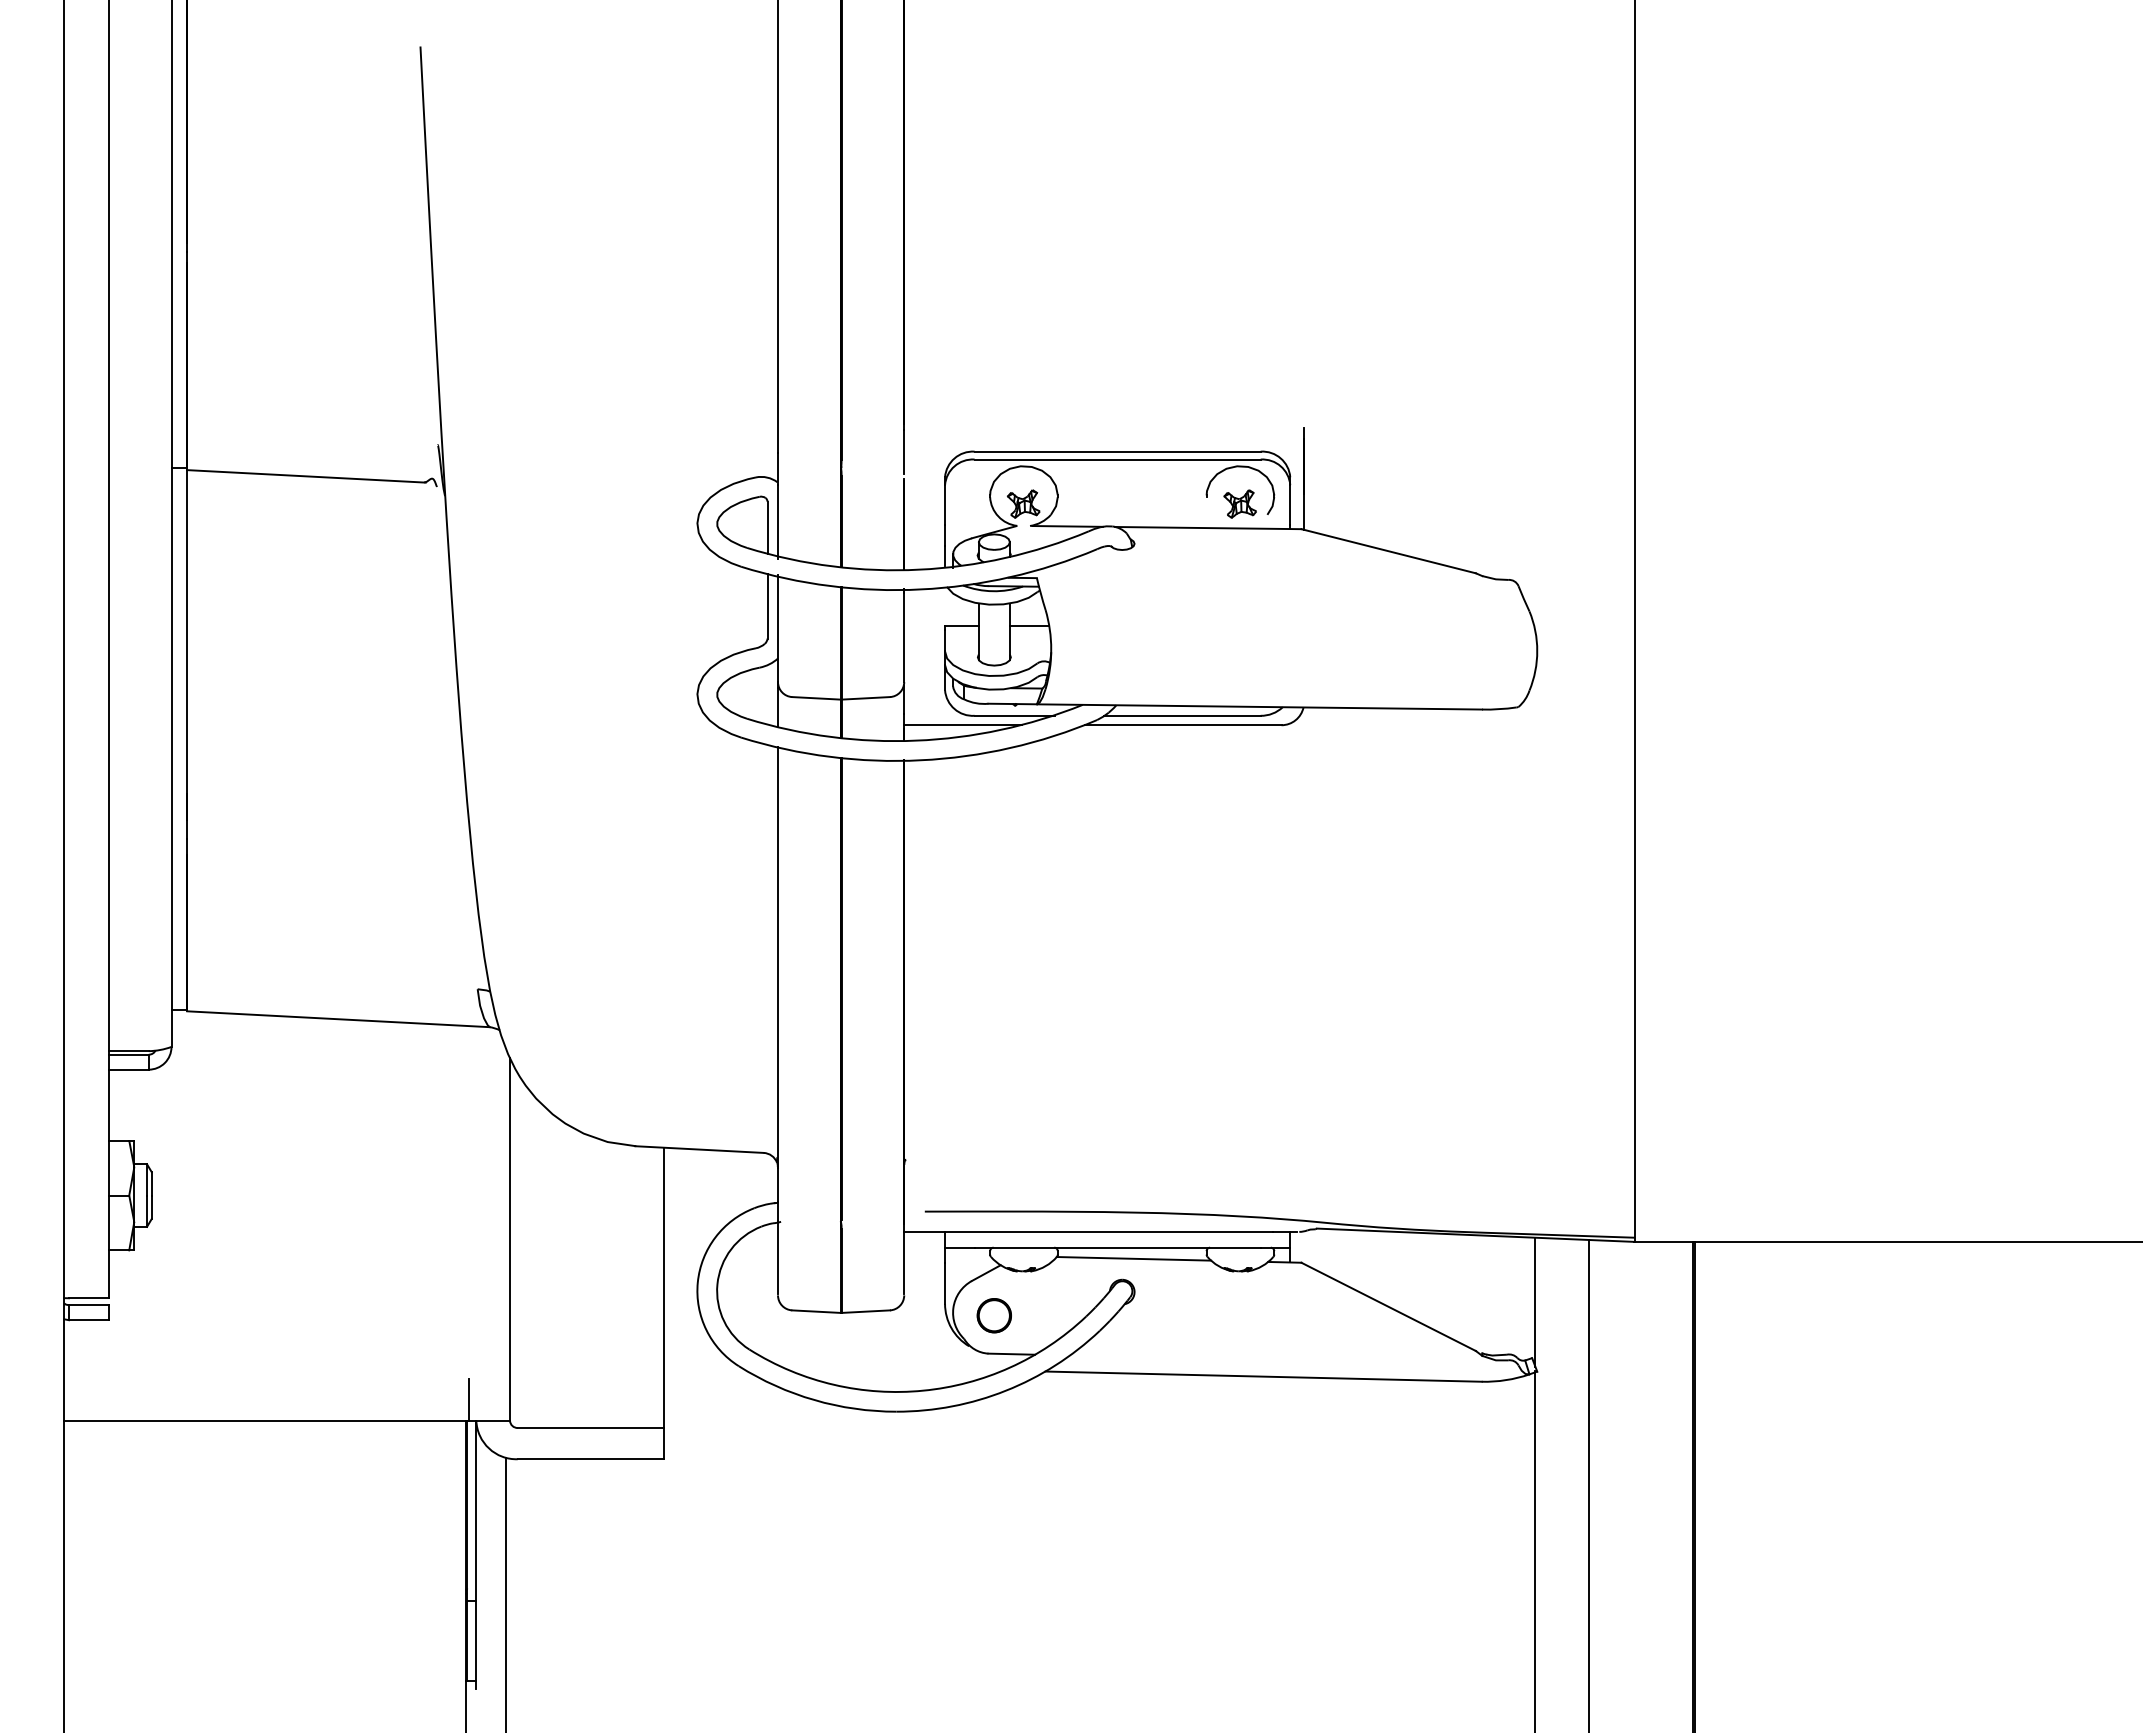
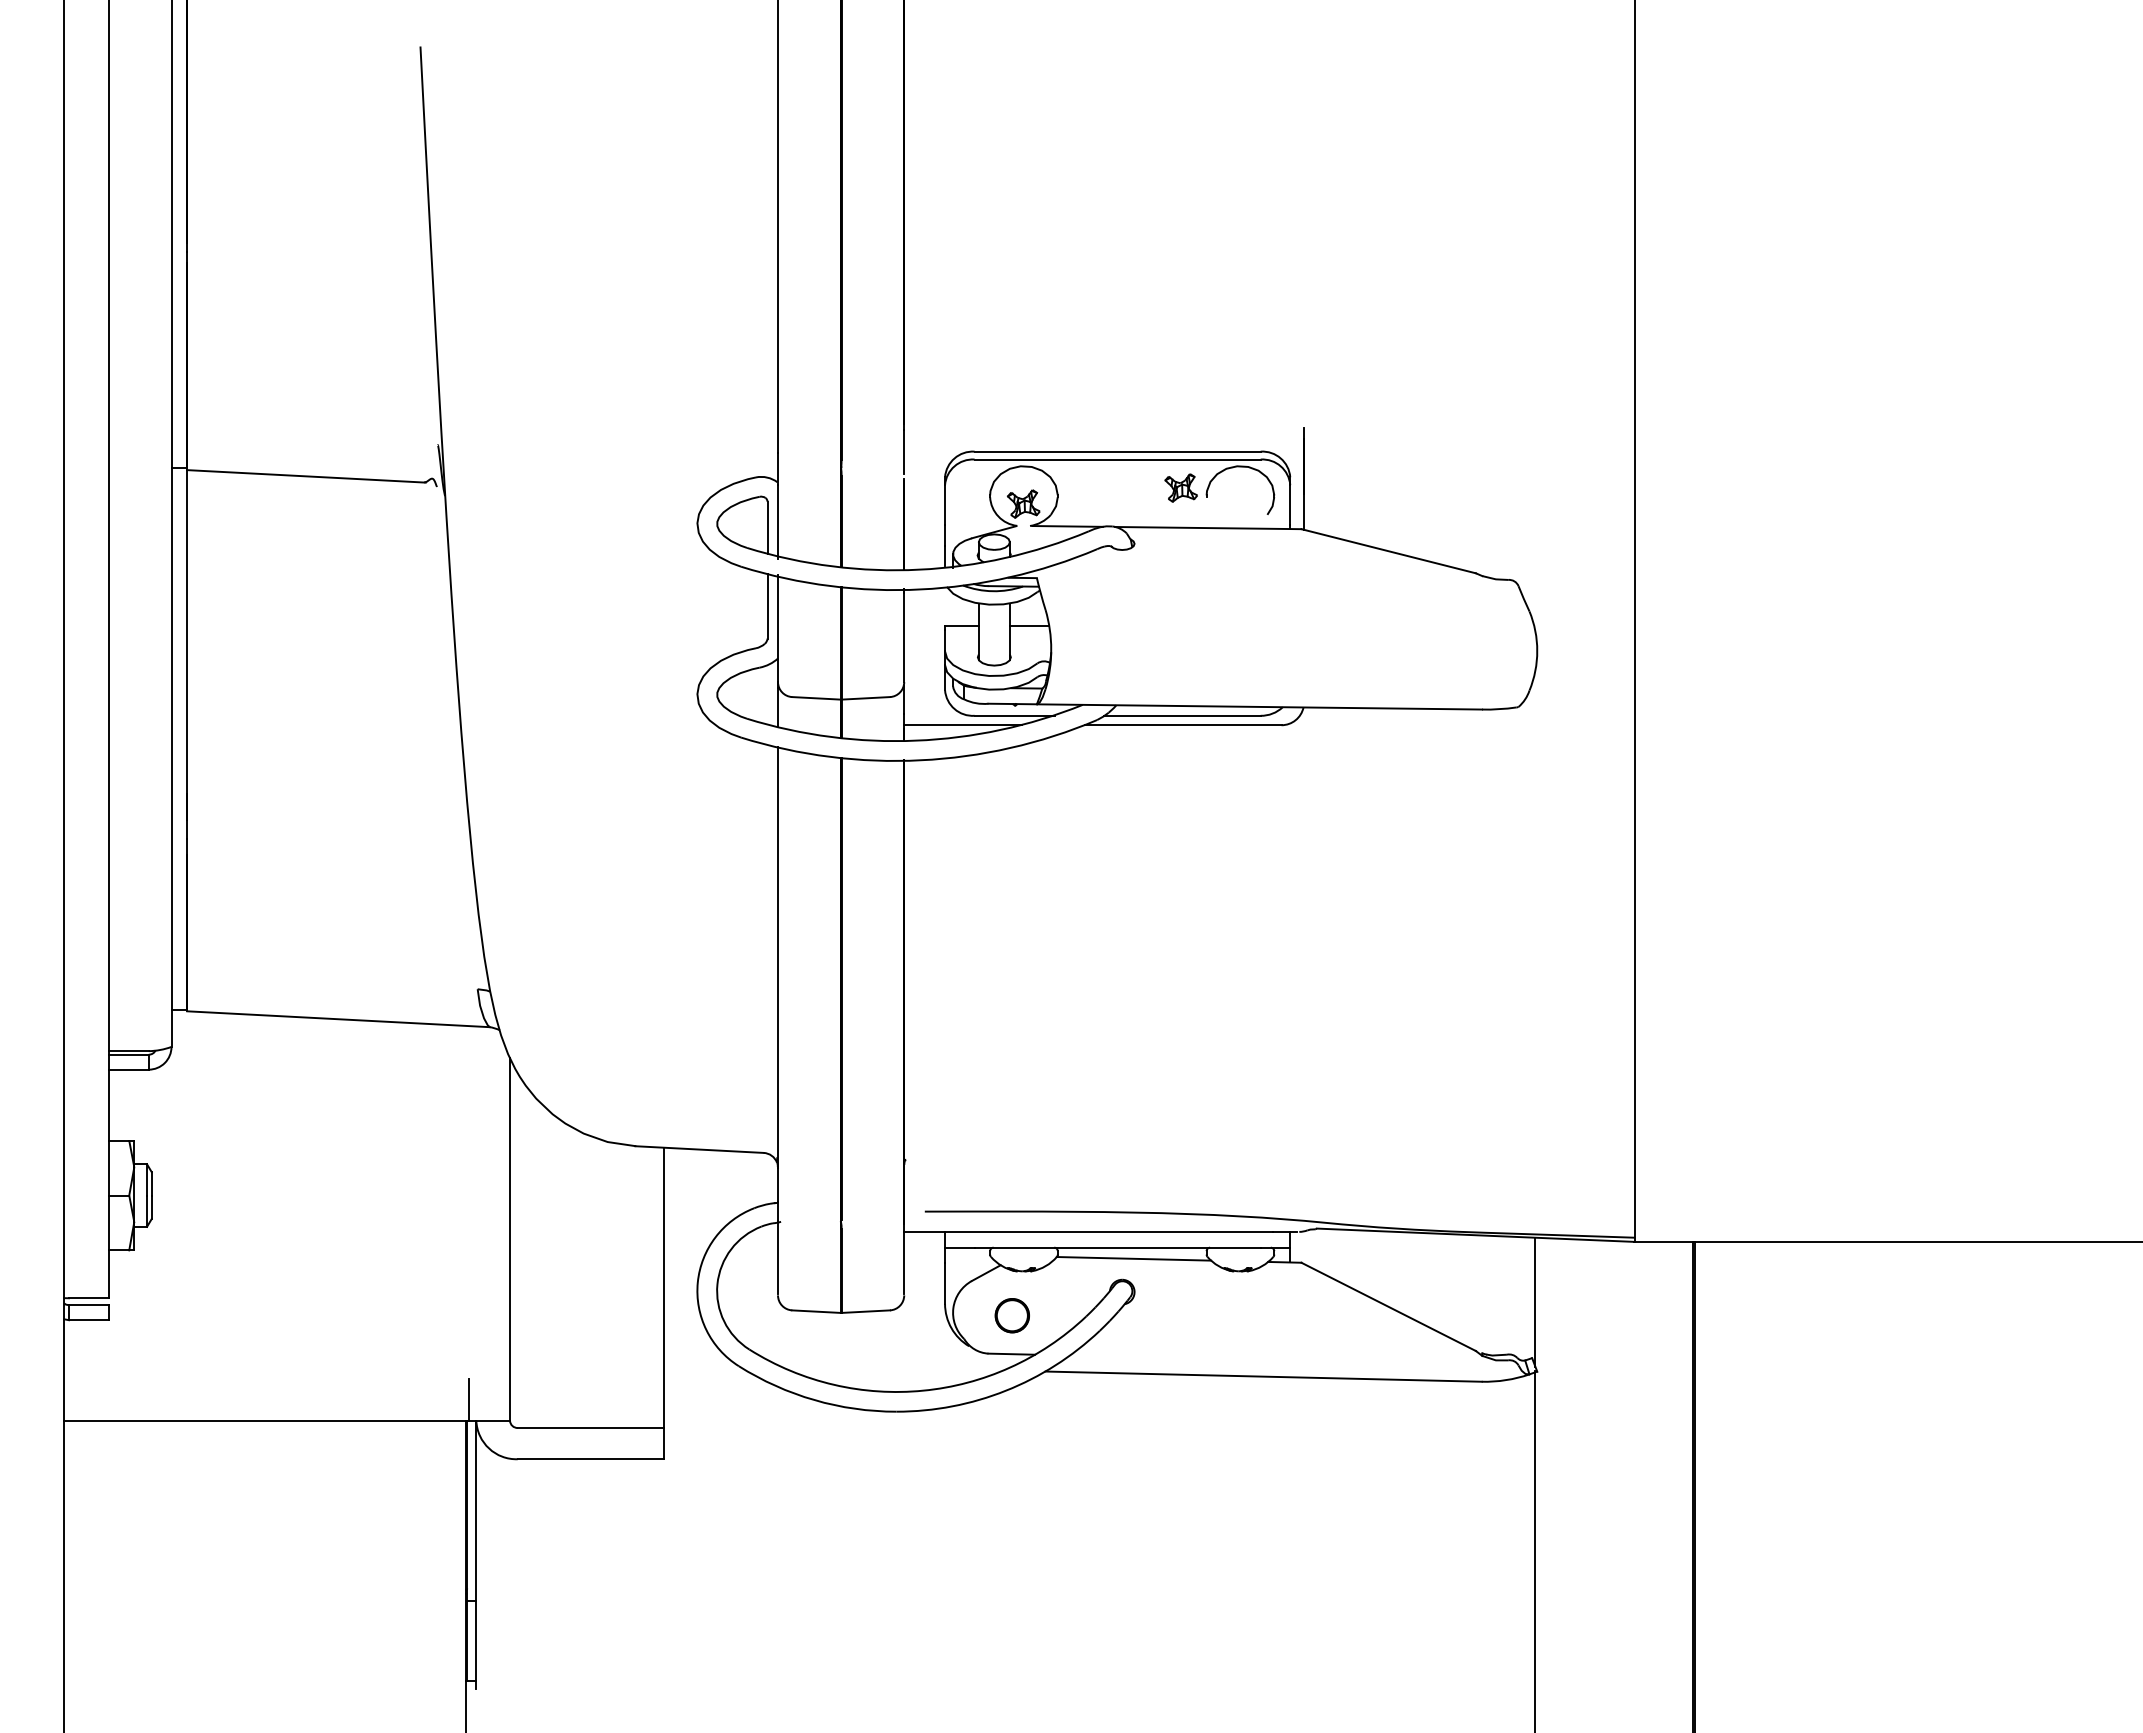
part position: (1239, 503) -> (1180, 487) (1180, 487)
part position: (993, 1315) -> (1011, 1315) (1011, 1315)
line: present -> none (1588, 1484)
line: present -> none (505, 1593)
